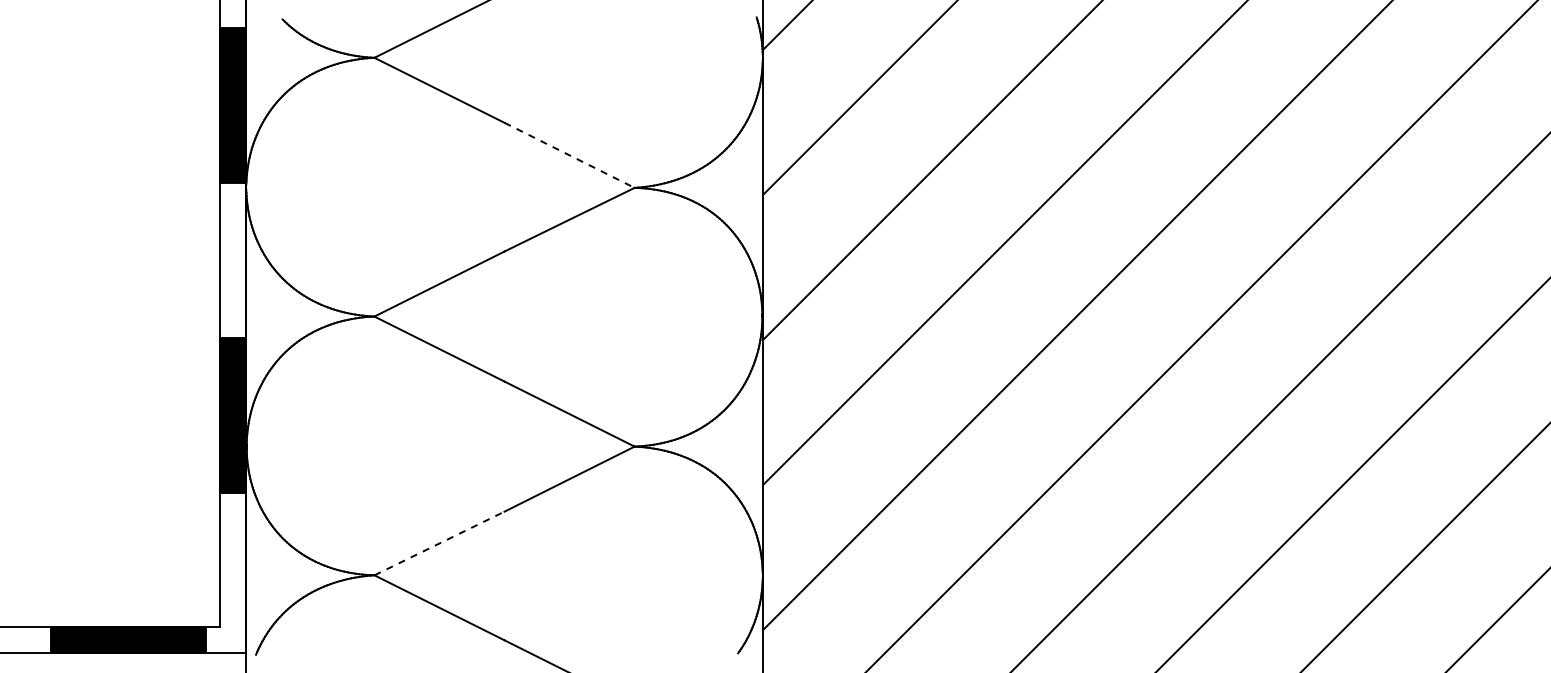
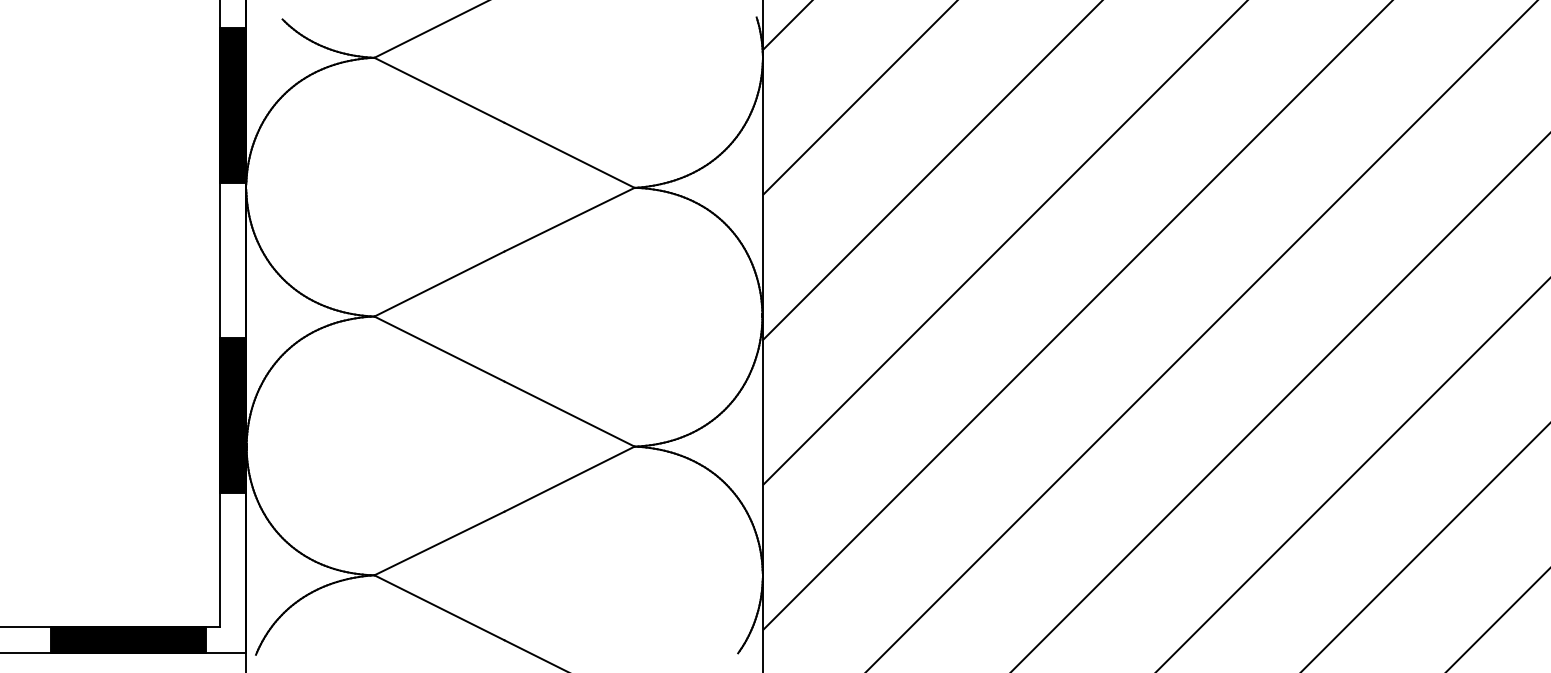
line: dashed -> solid (569, 155)
line: dashed -> solid (439, 543)
